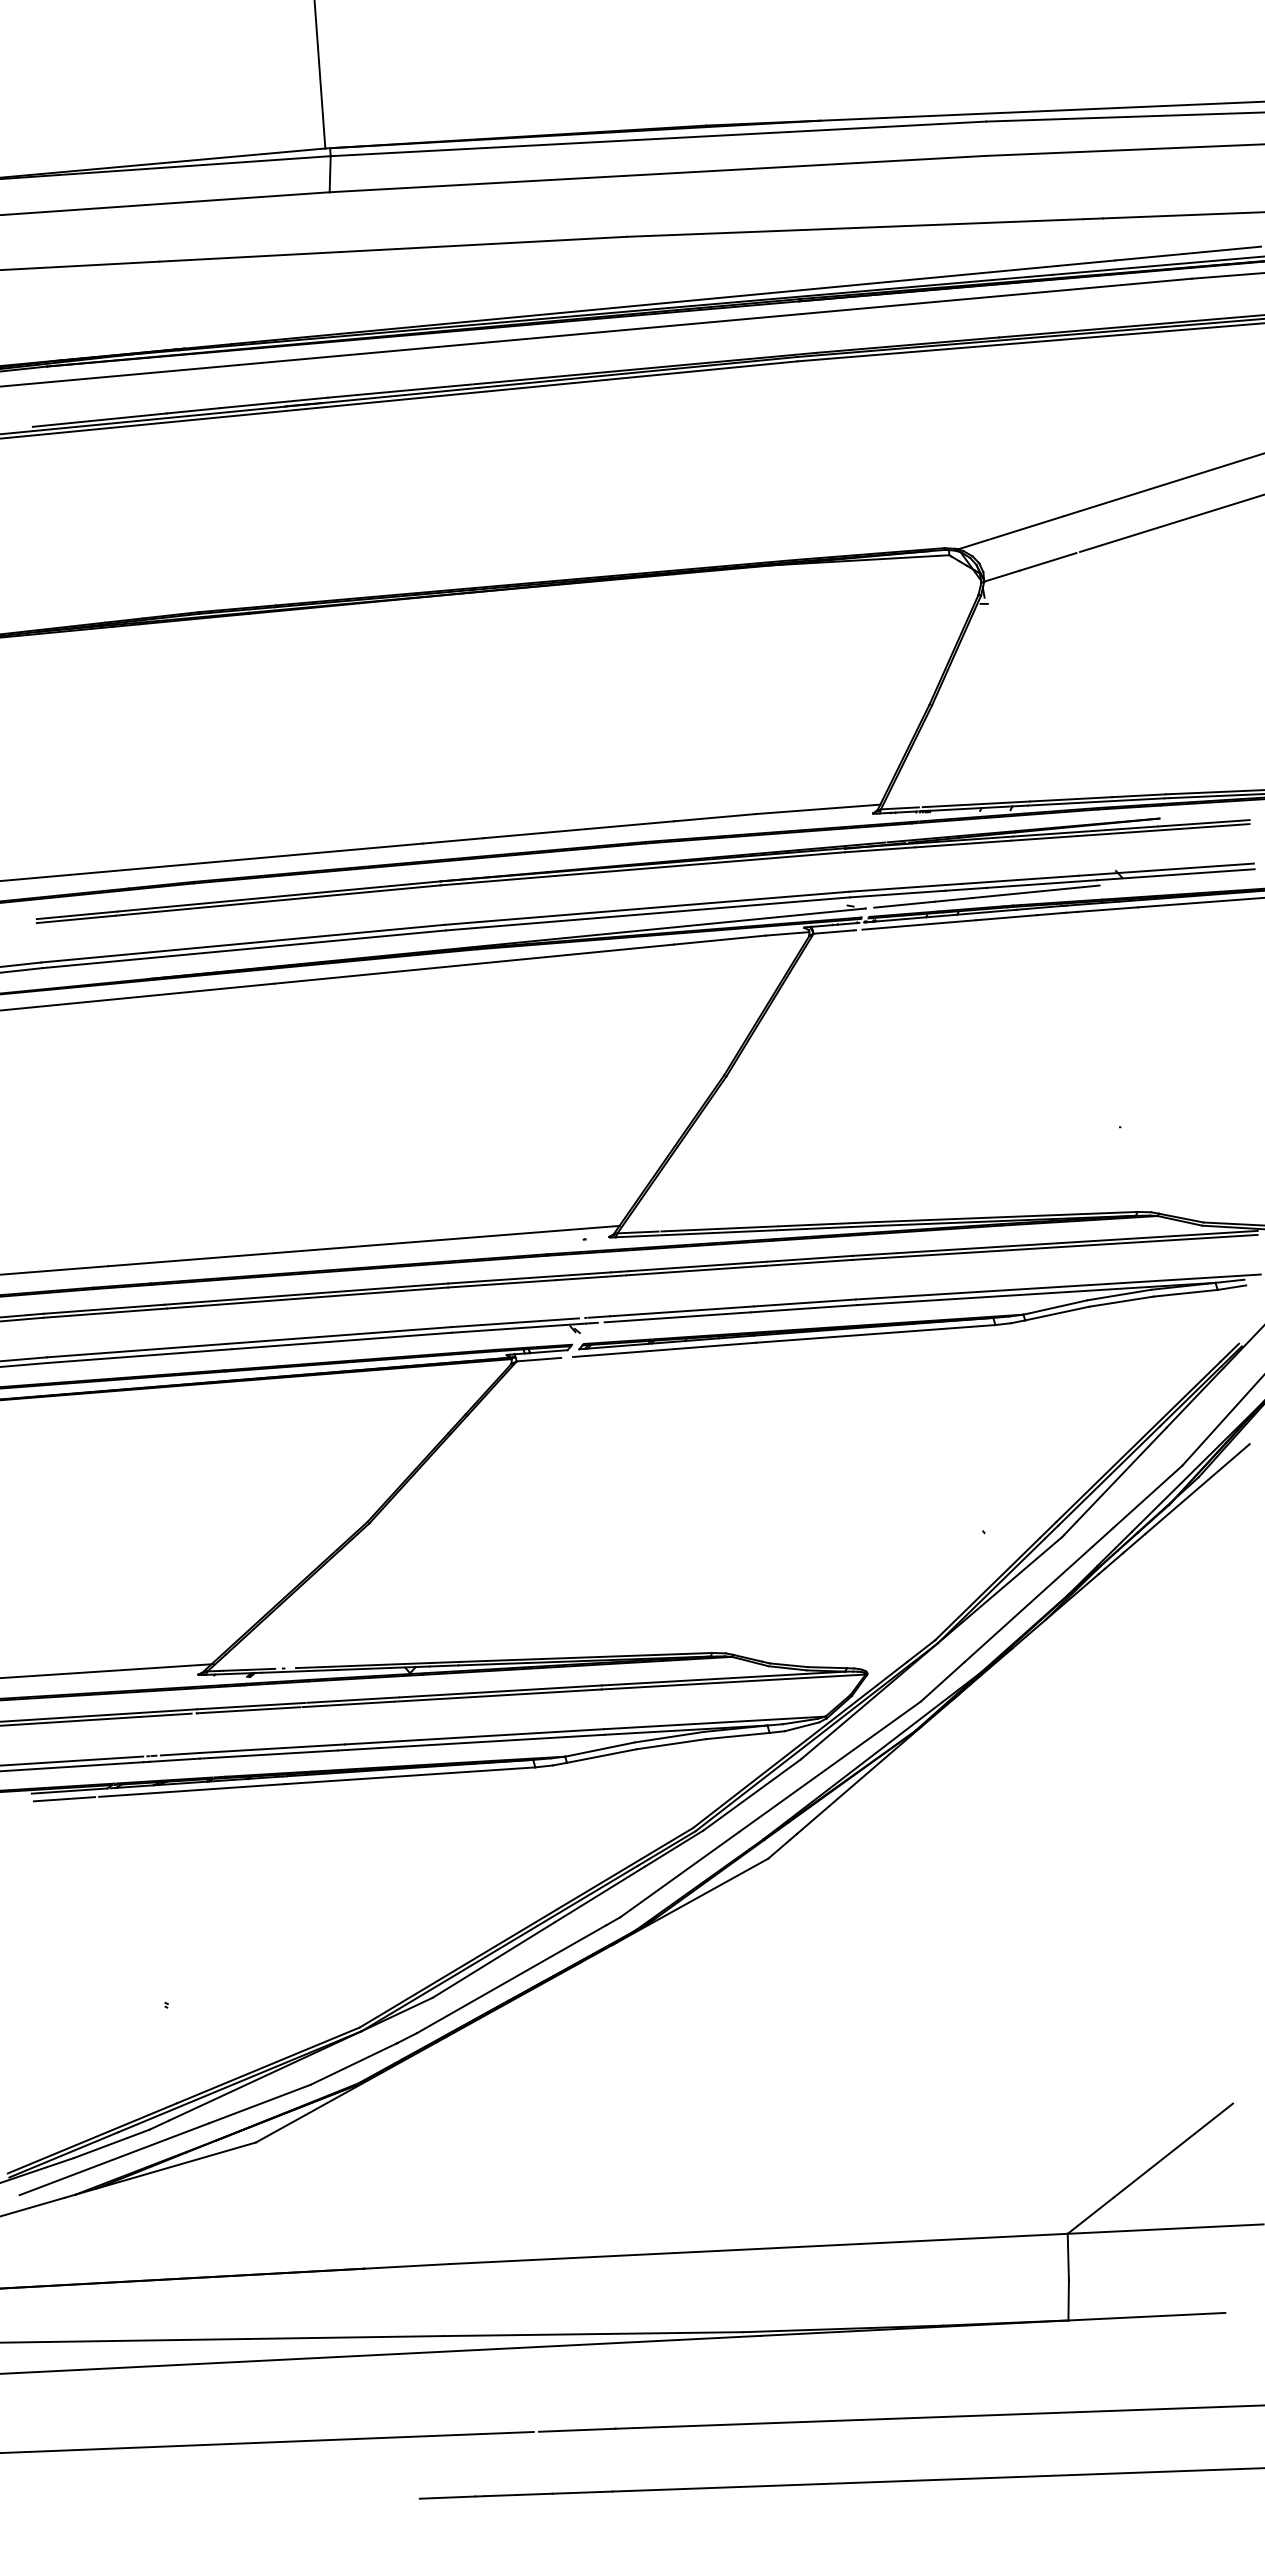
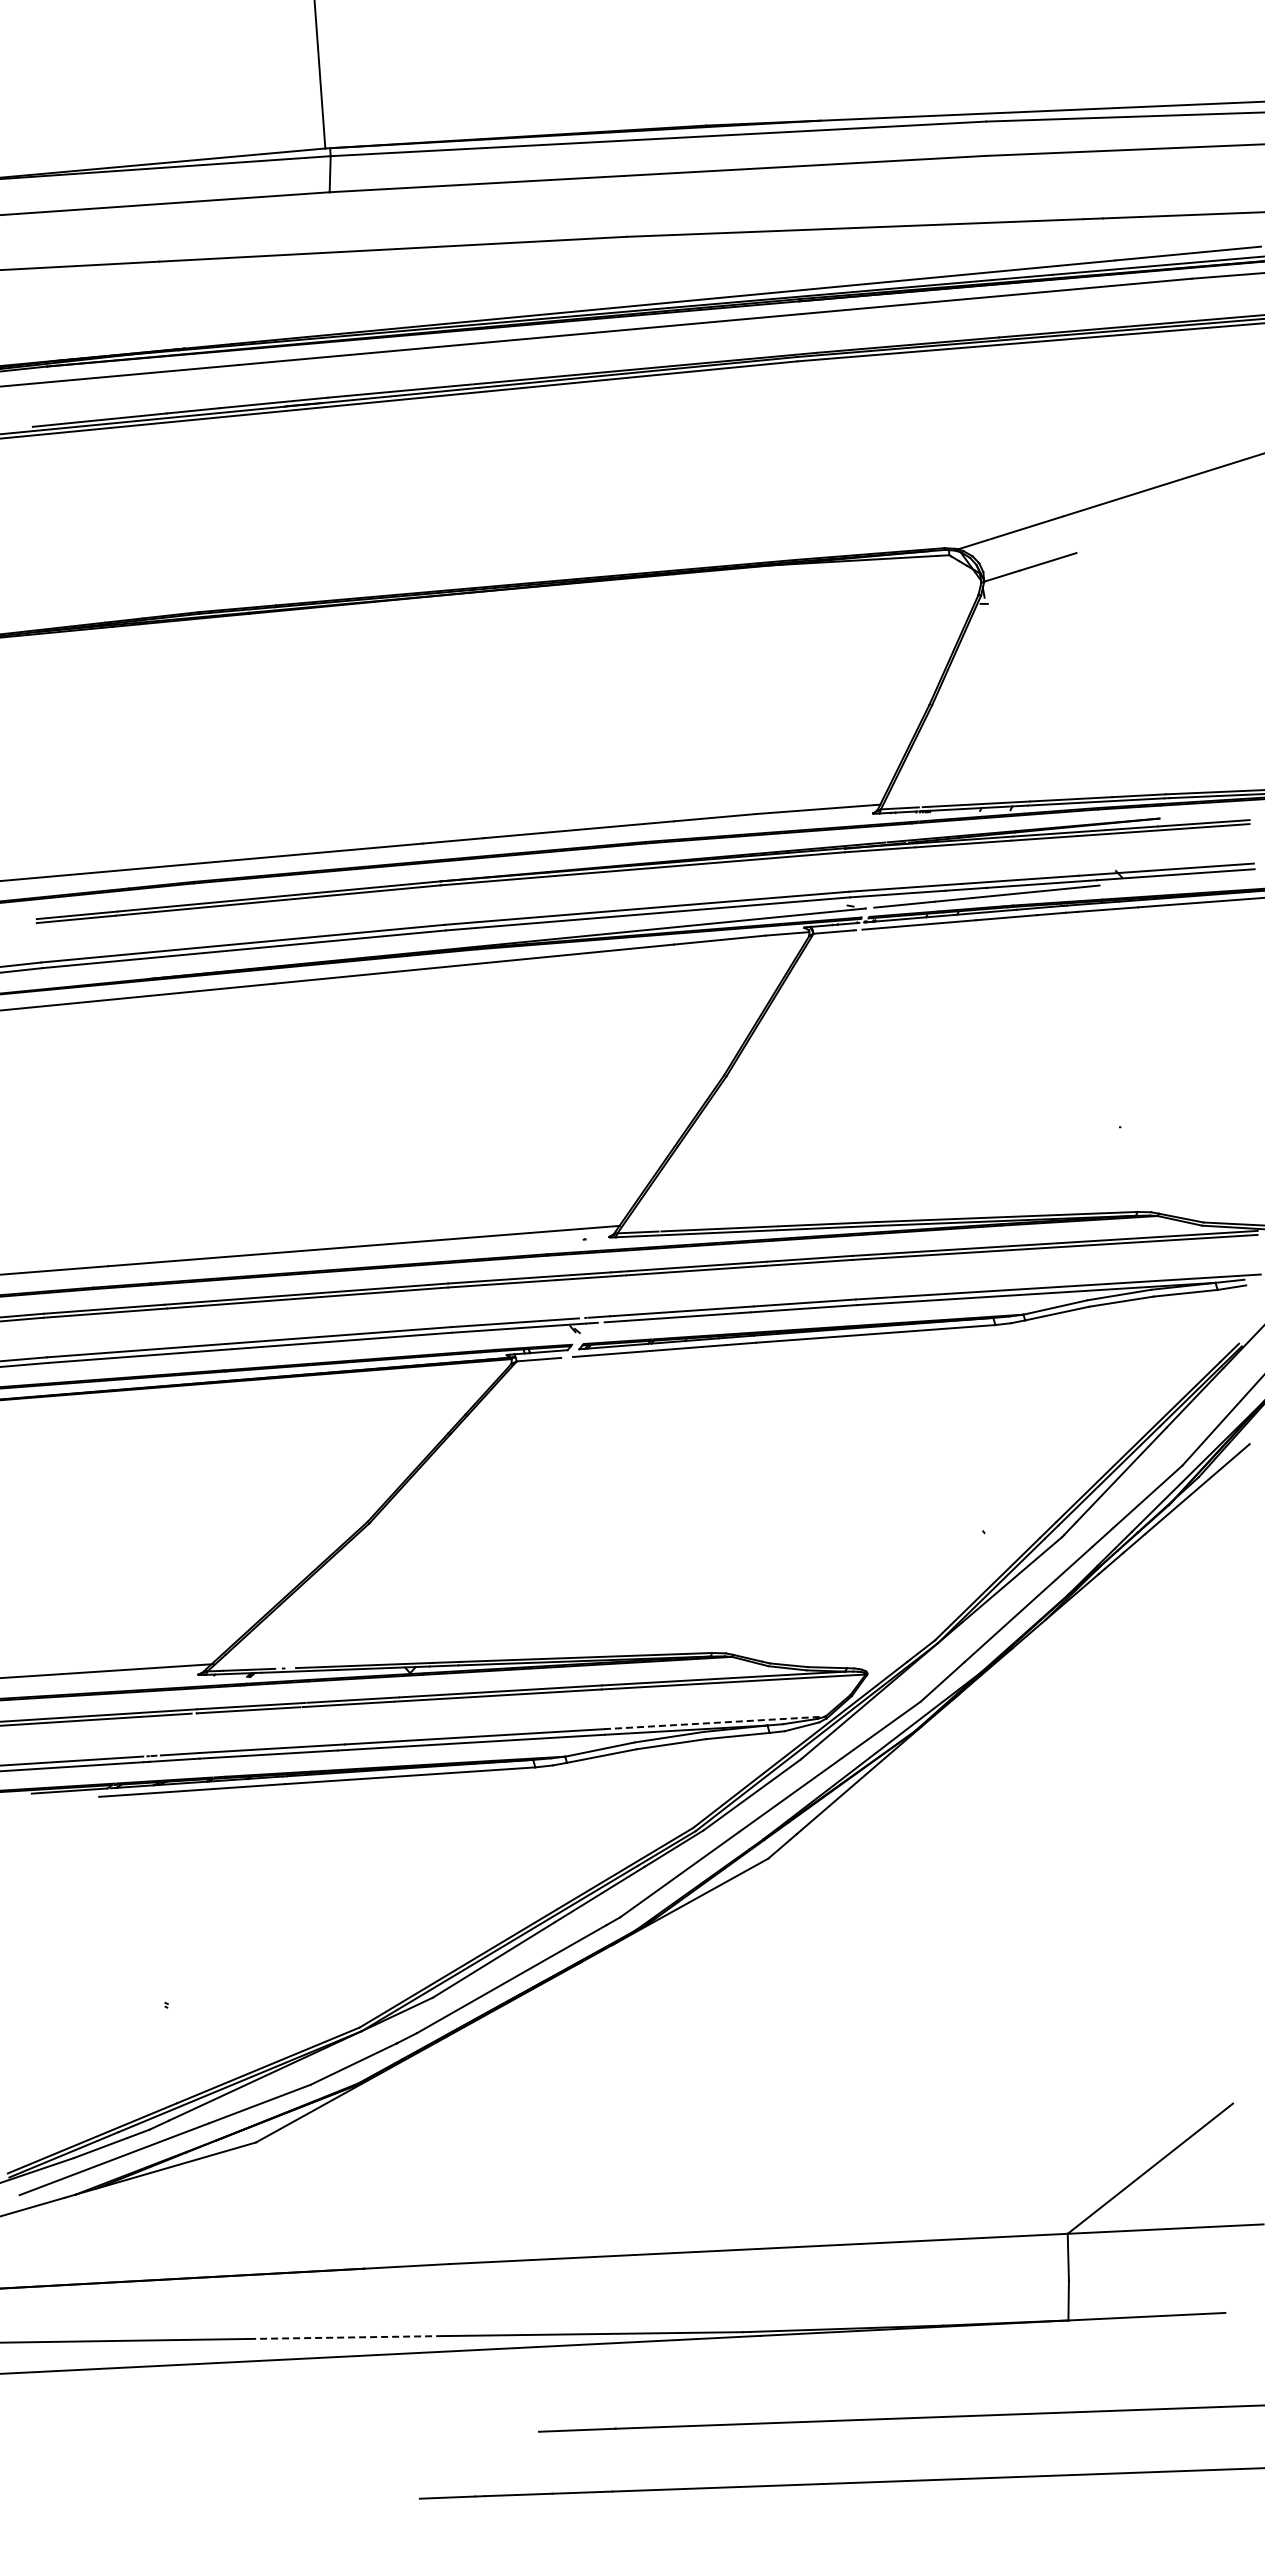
line: present -> none (1170, 523)
line: solid -> dashed (714, 1722)
line: present -> none (64, 1799)
line: solid -> dashed (345, 2337)
line: present -> none (267, 2441)
